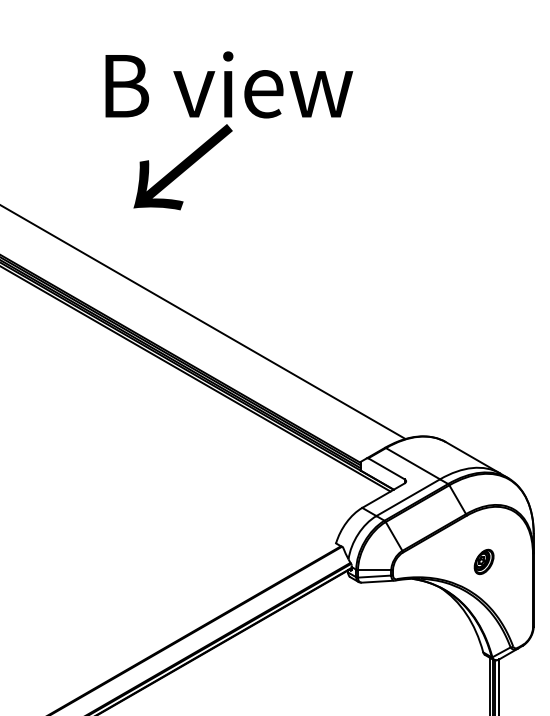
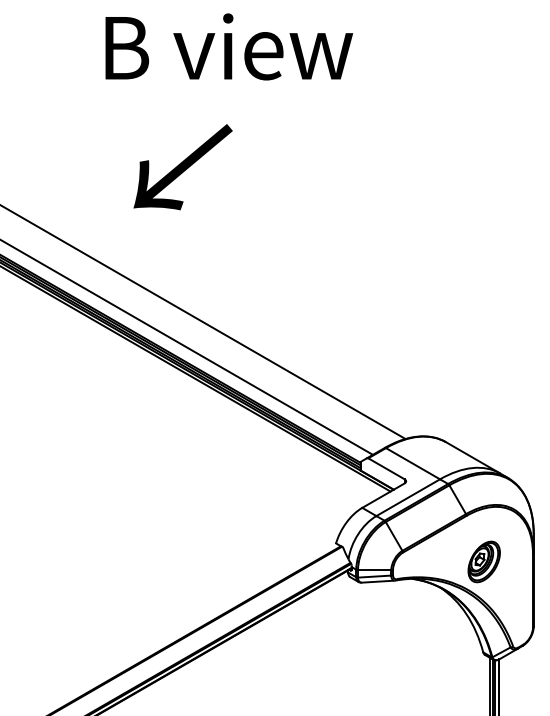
text position: (229, 84) -> (229, 46) (229, 46)
line: none -> present (187, 347)
part size: 22x28 px -> 34x44 px (483, 561)
